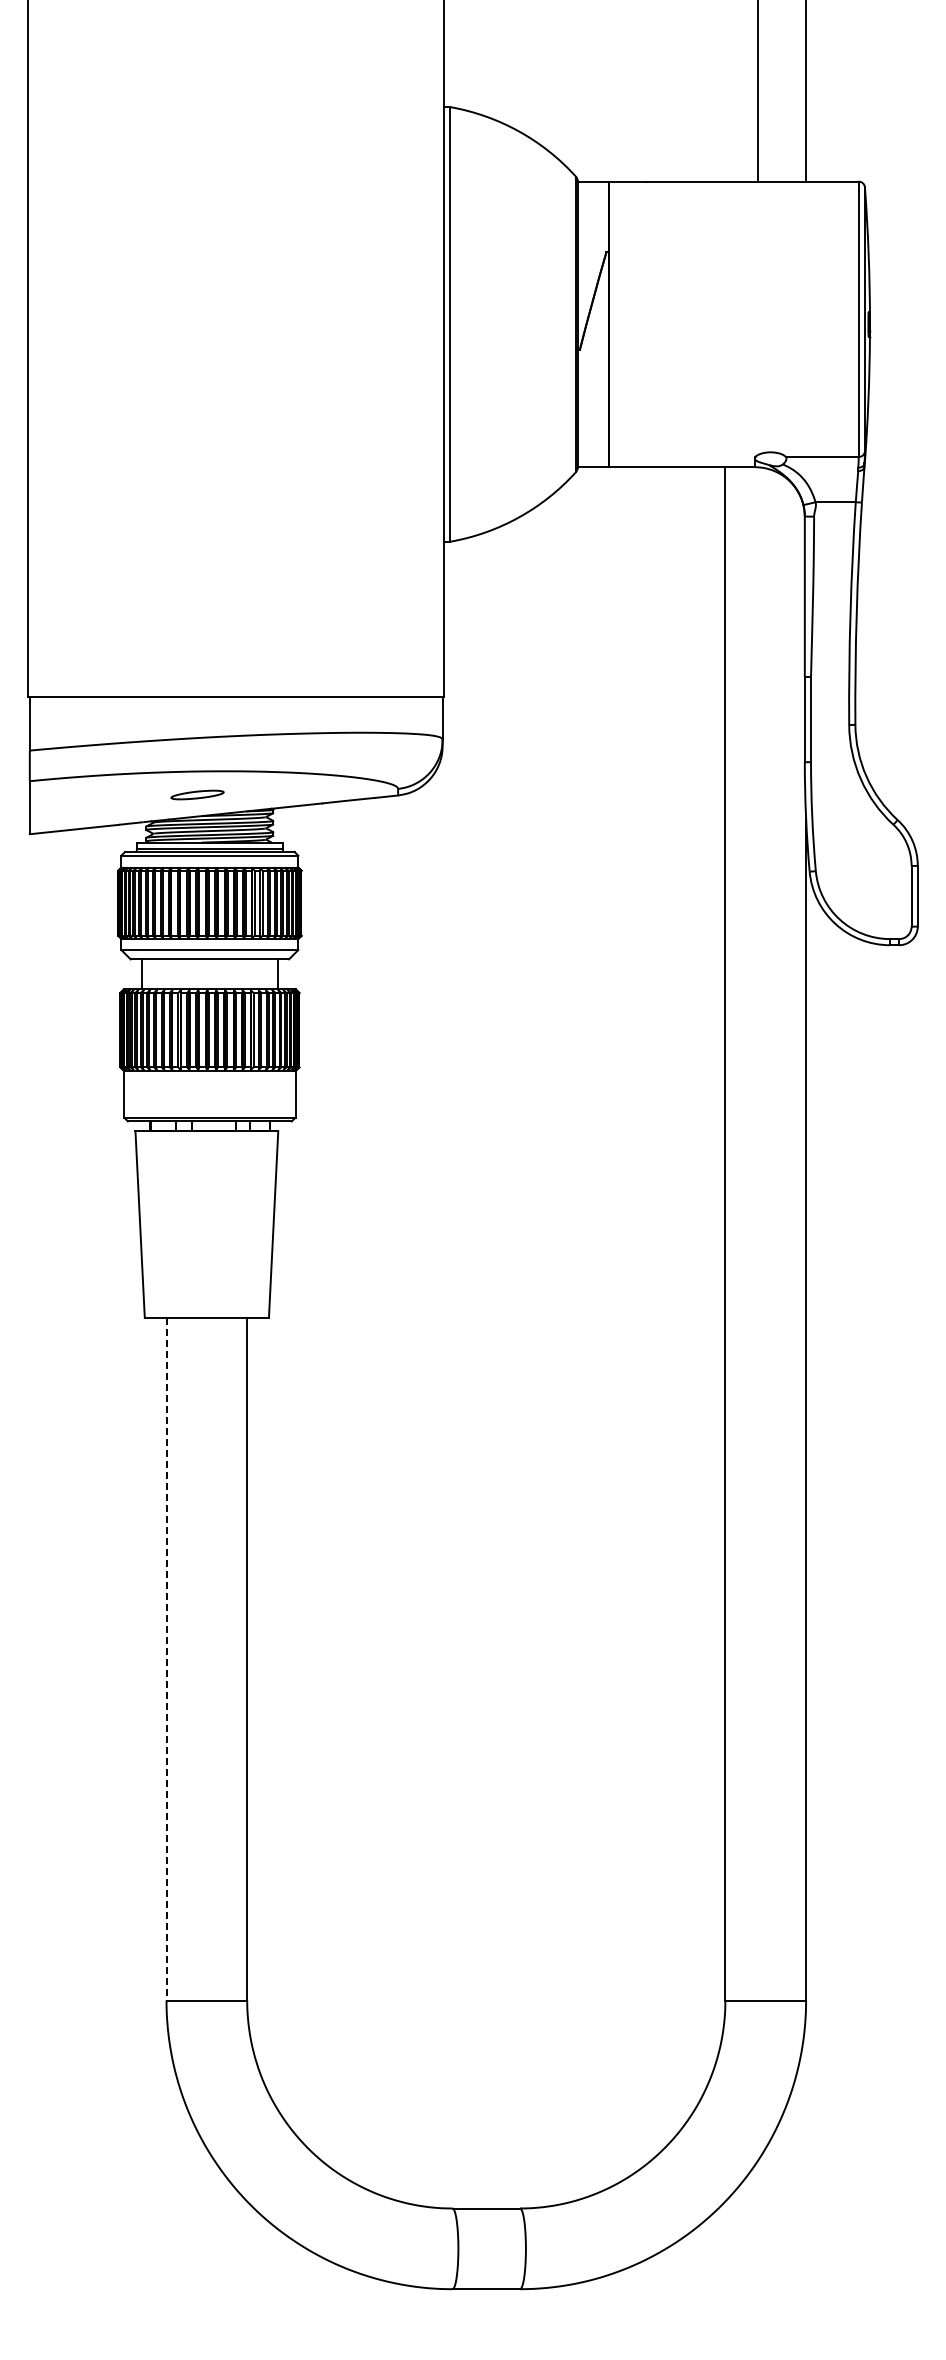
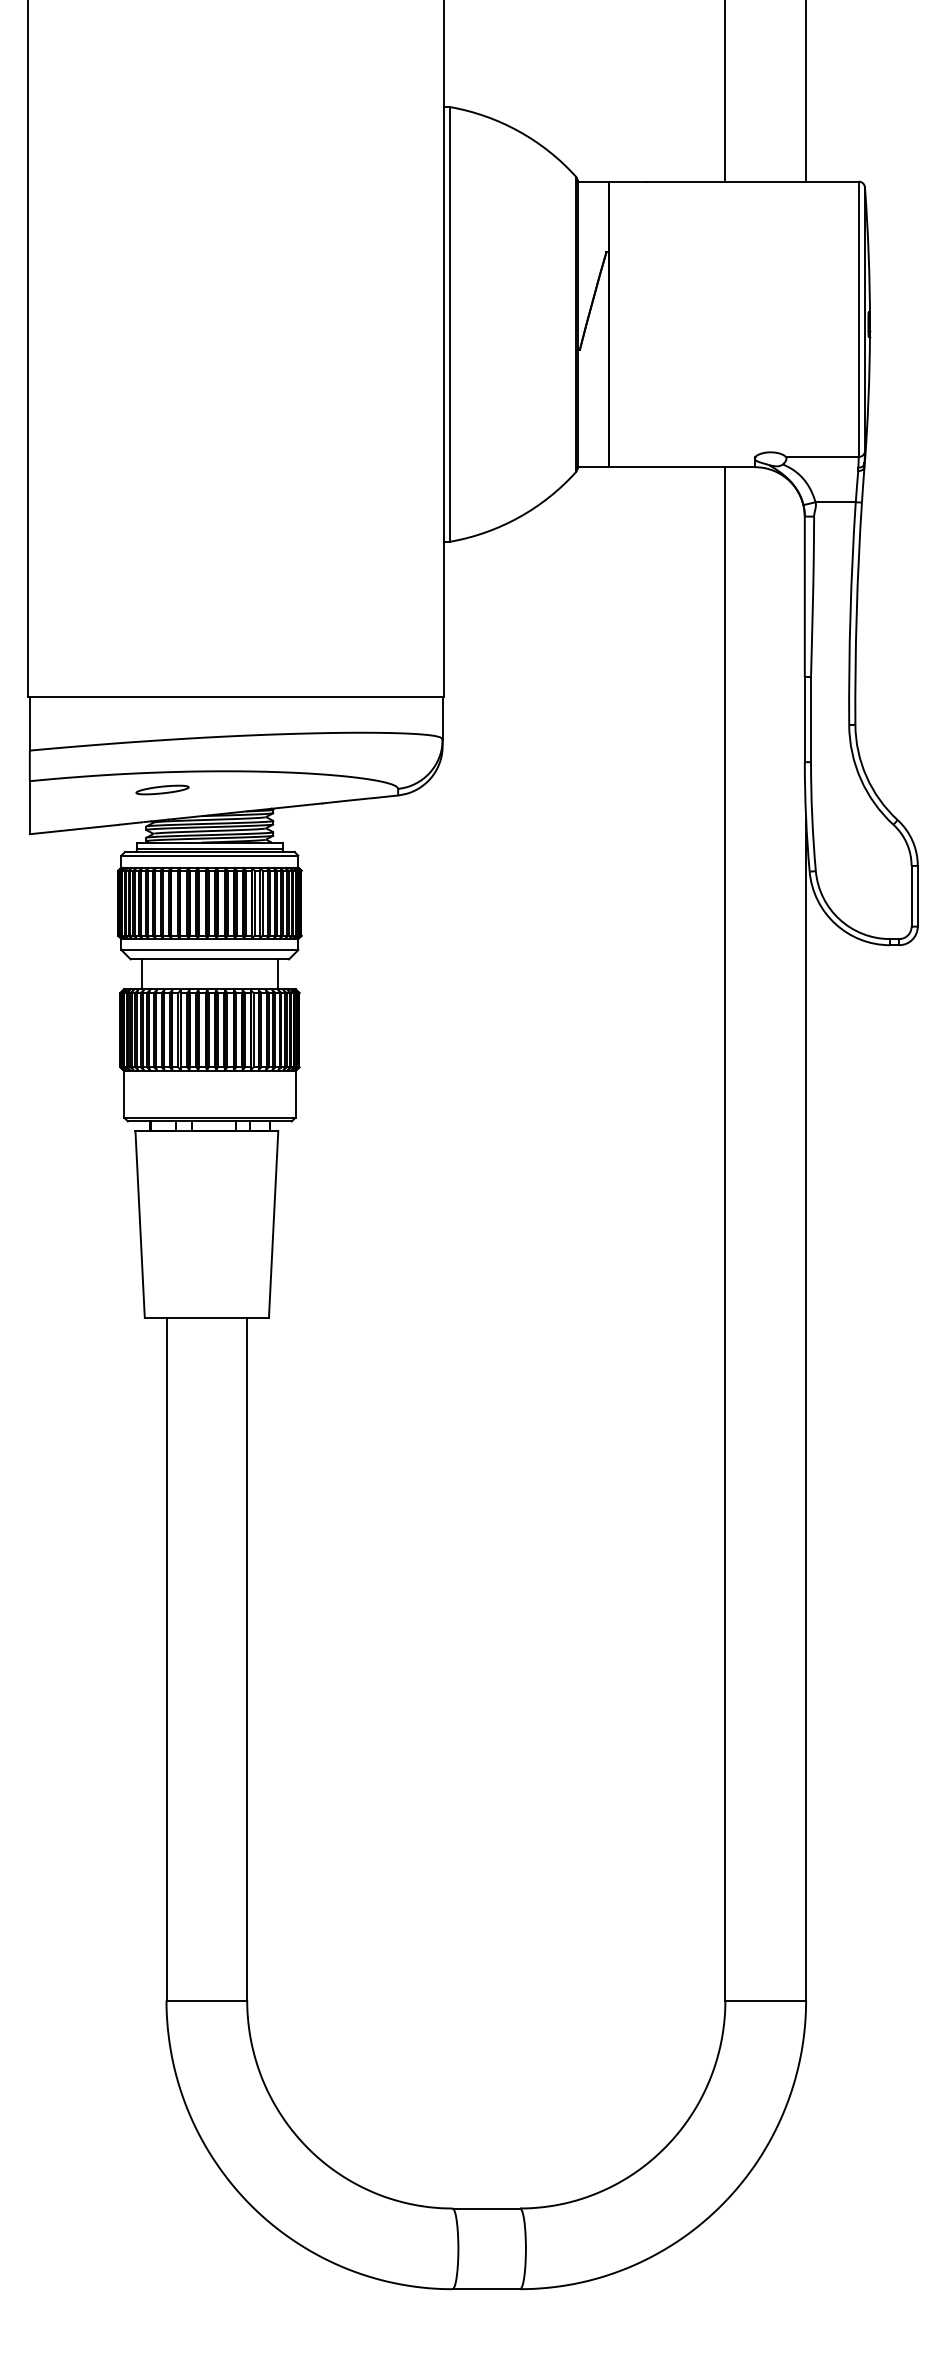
line position: (758, 91) -> (725, 91) (725, 91)
part position: (197, 794) -> (162, 789) (162, 789)
line: dashed -> solid (166, 1659)
